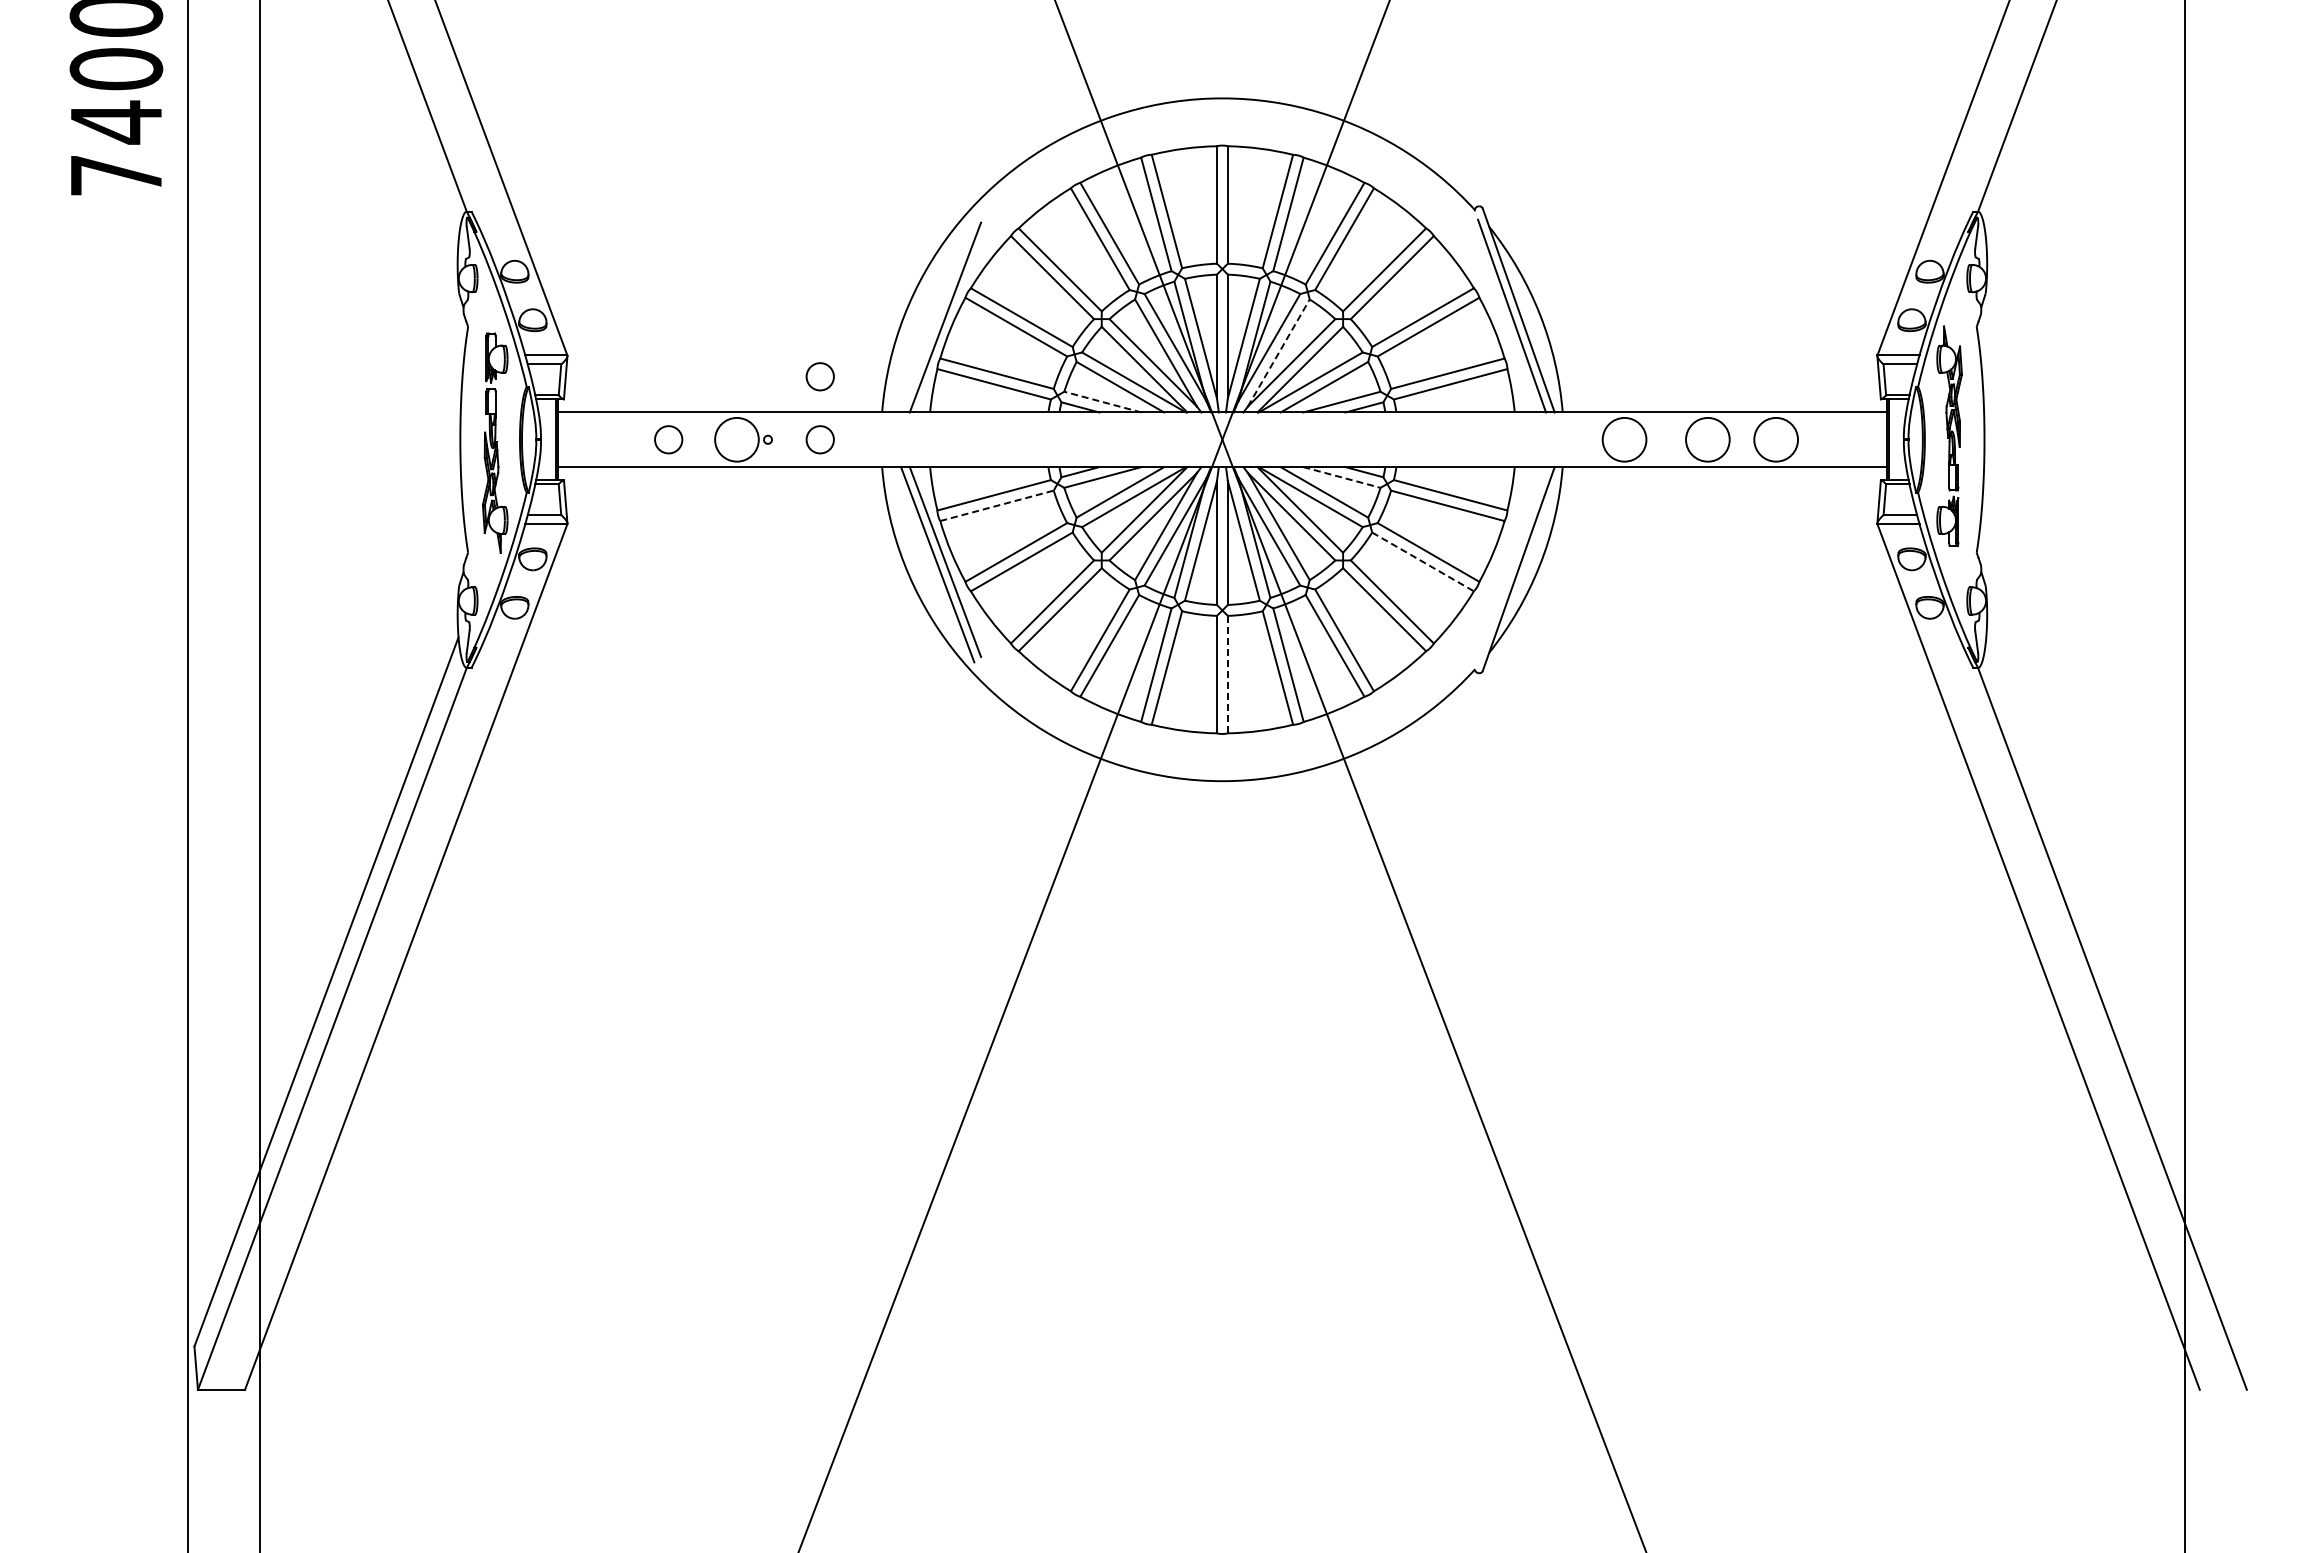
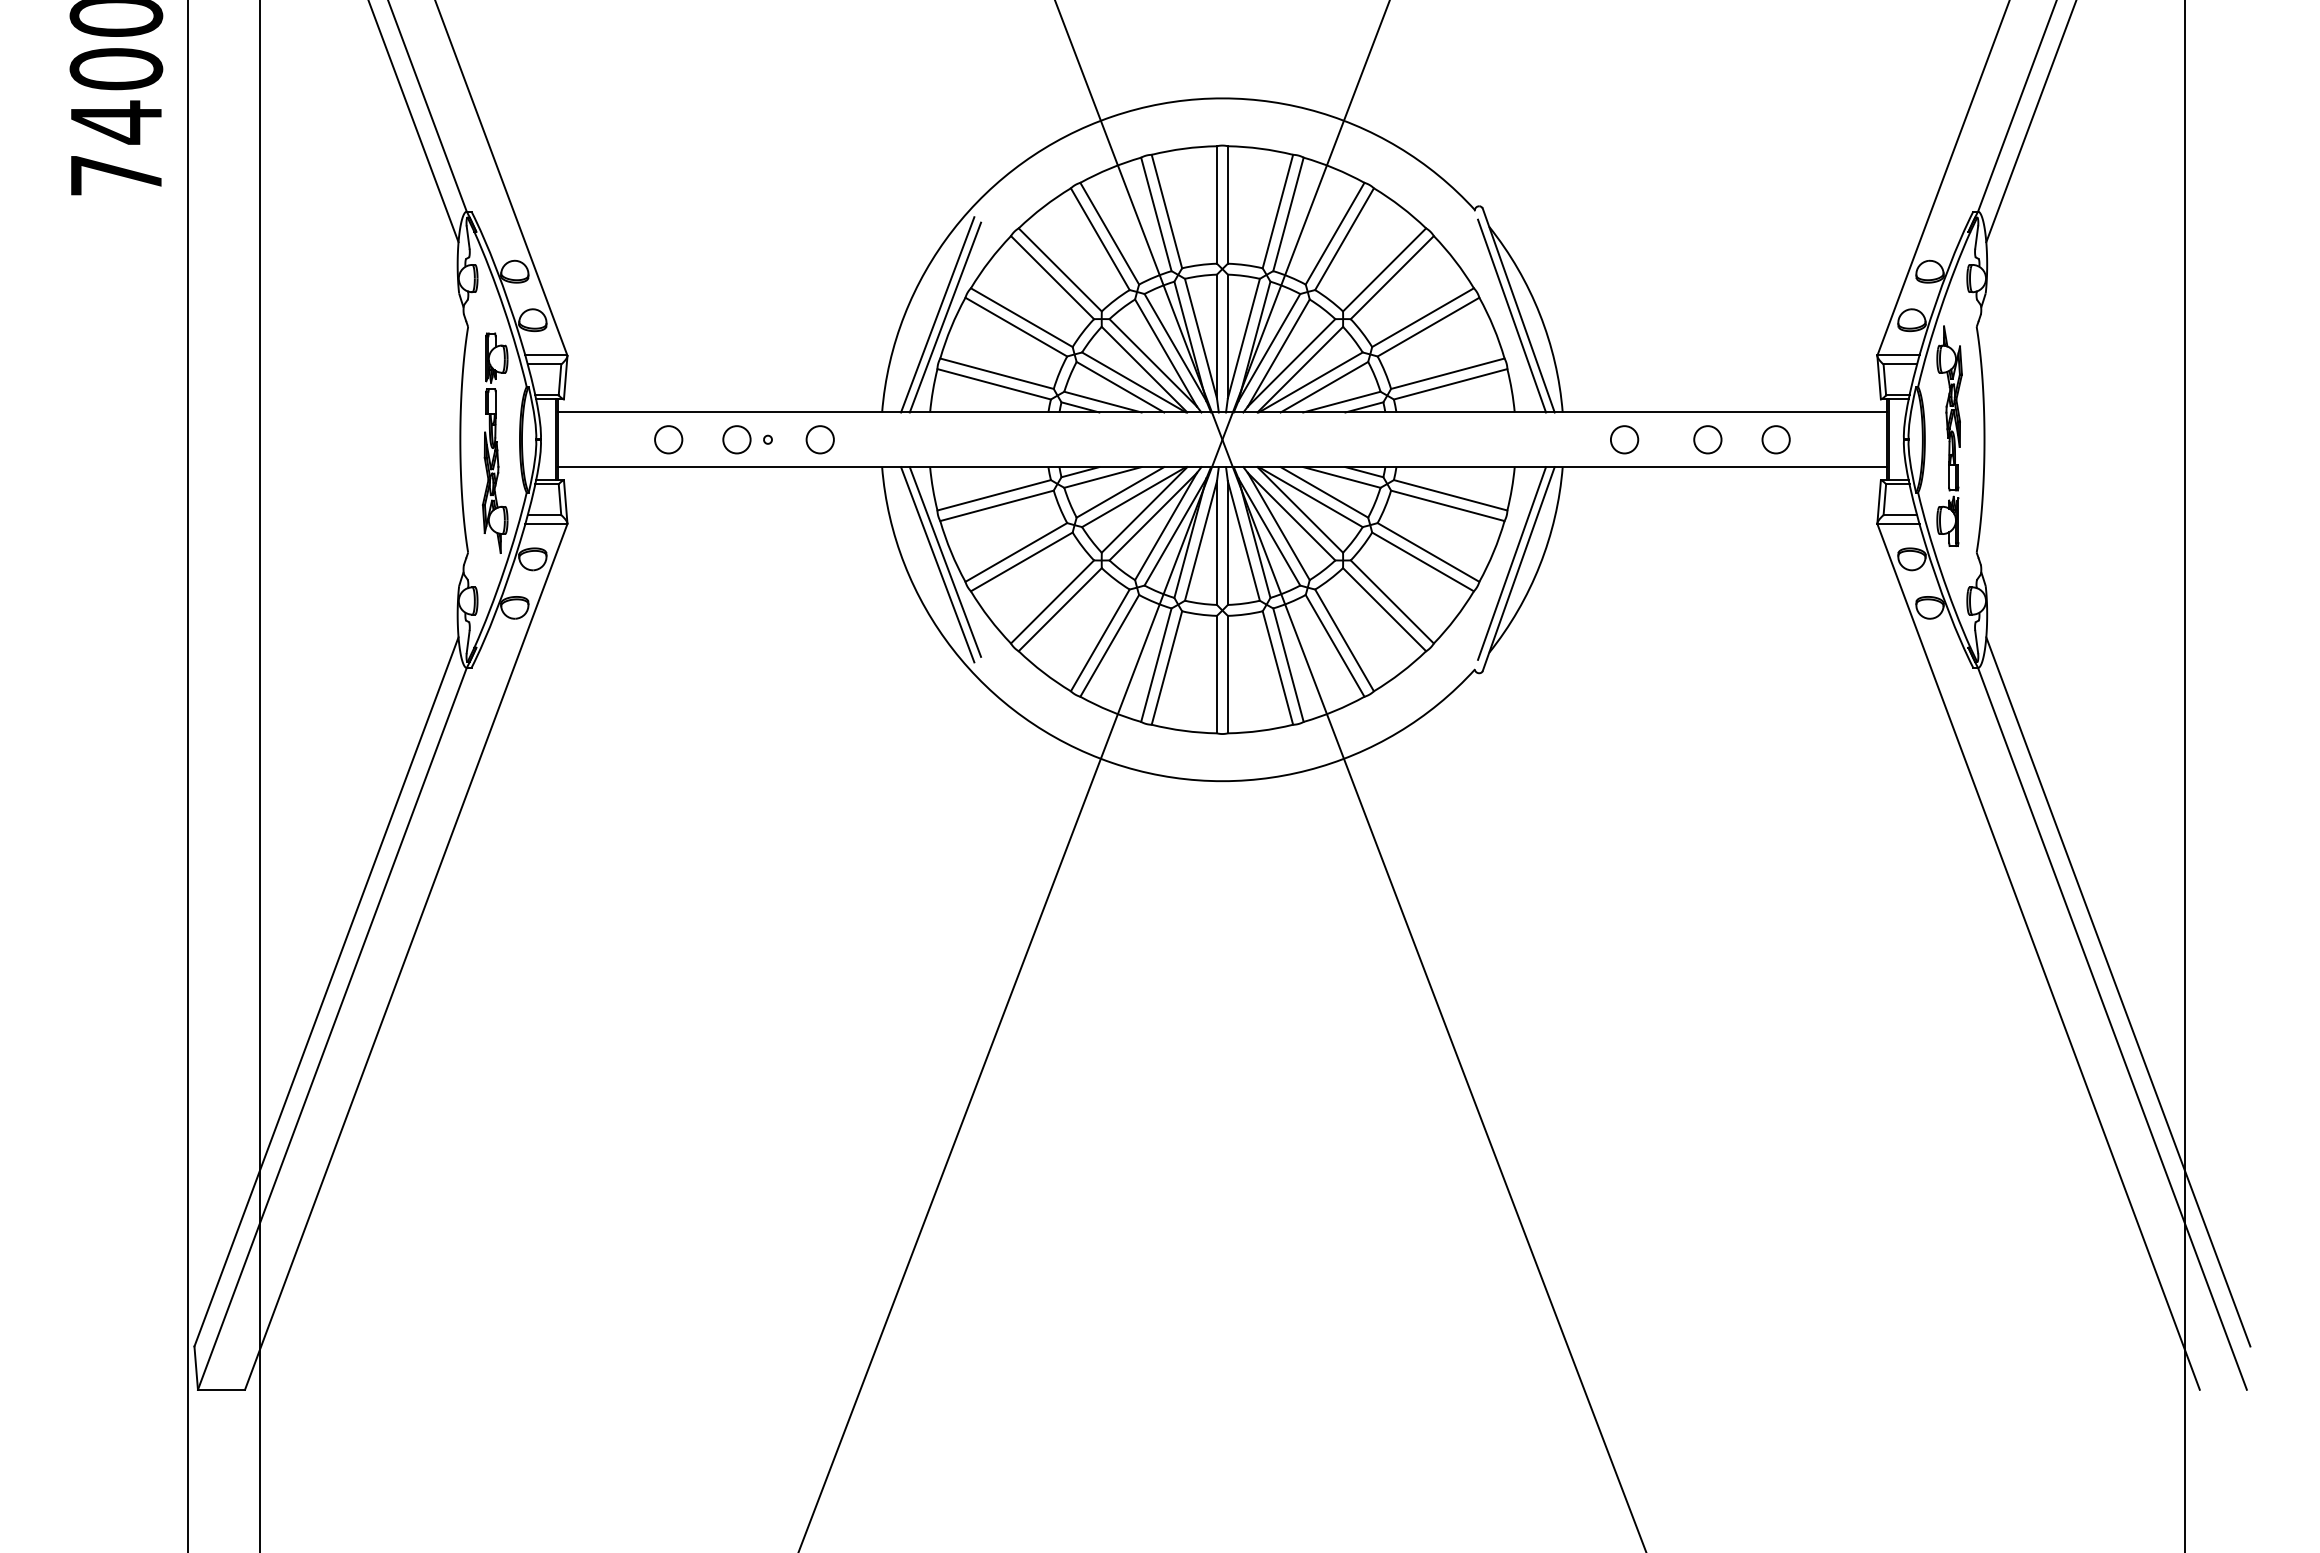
line: none -> present (413, 122)
line: none -> present (2030, 122)
line: none -> present (937, 314)
line: dashed -> solid (1278, 353)
circle: present -> none (819, 376)
line: dashed -> solid (1102, 402)
circle diameter: 44 px -> 27 px (736, 439)
circle diameter: 44 px -> 27 px (1624, 439)
circle diameter: 44 px -> 27 px (1707, 439)
circle diameter: 44 px -> 27 px (1775, 439)
line: dashed -> solid (1342, 477)
line: dashed -> solid (997, 505)
line: dashed -> solid (1423, 561)
line: none -> present (1512, 563)
line: dashed -> solid (1227, 674)
line: none -> present (2118, 991)
